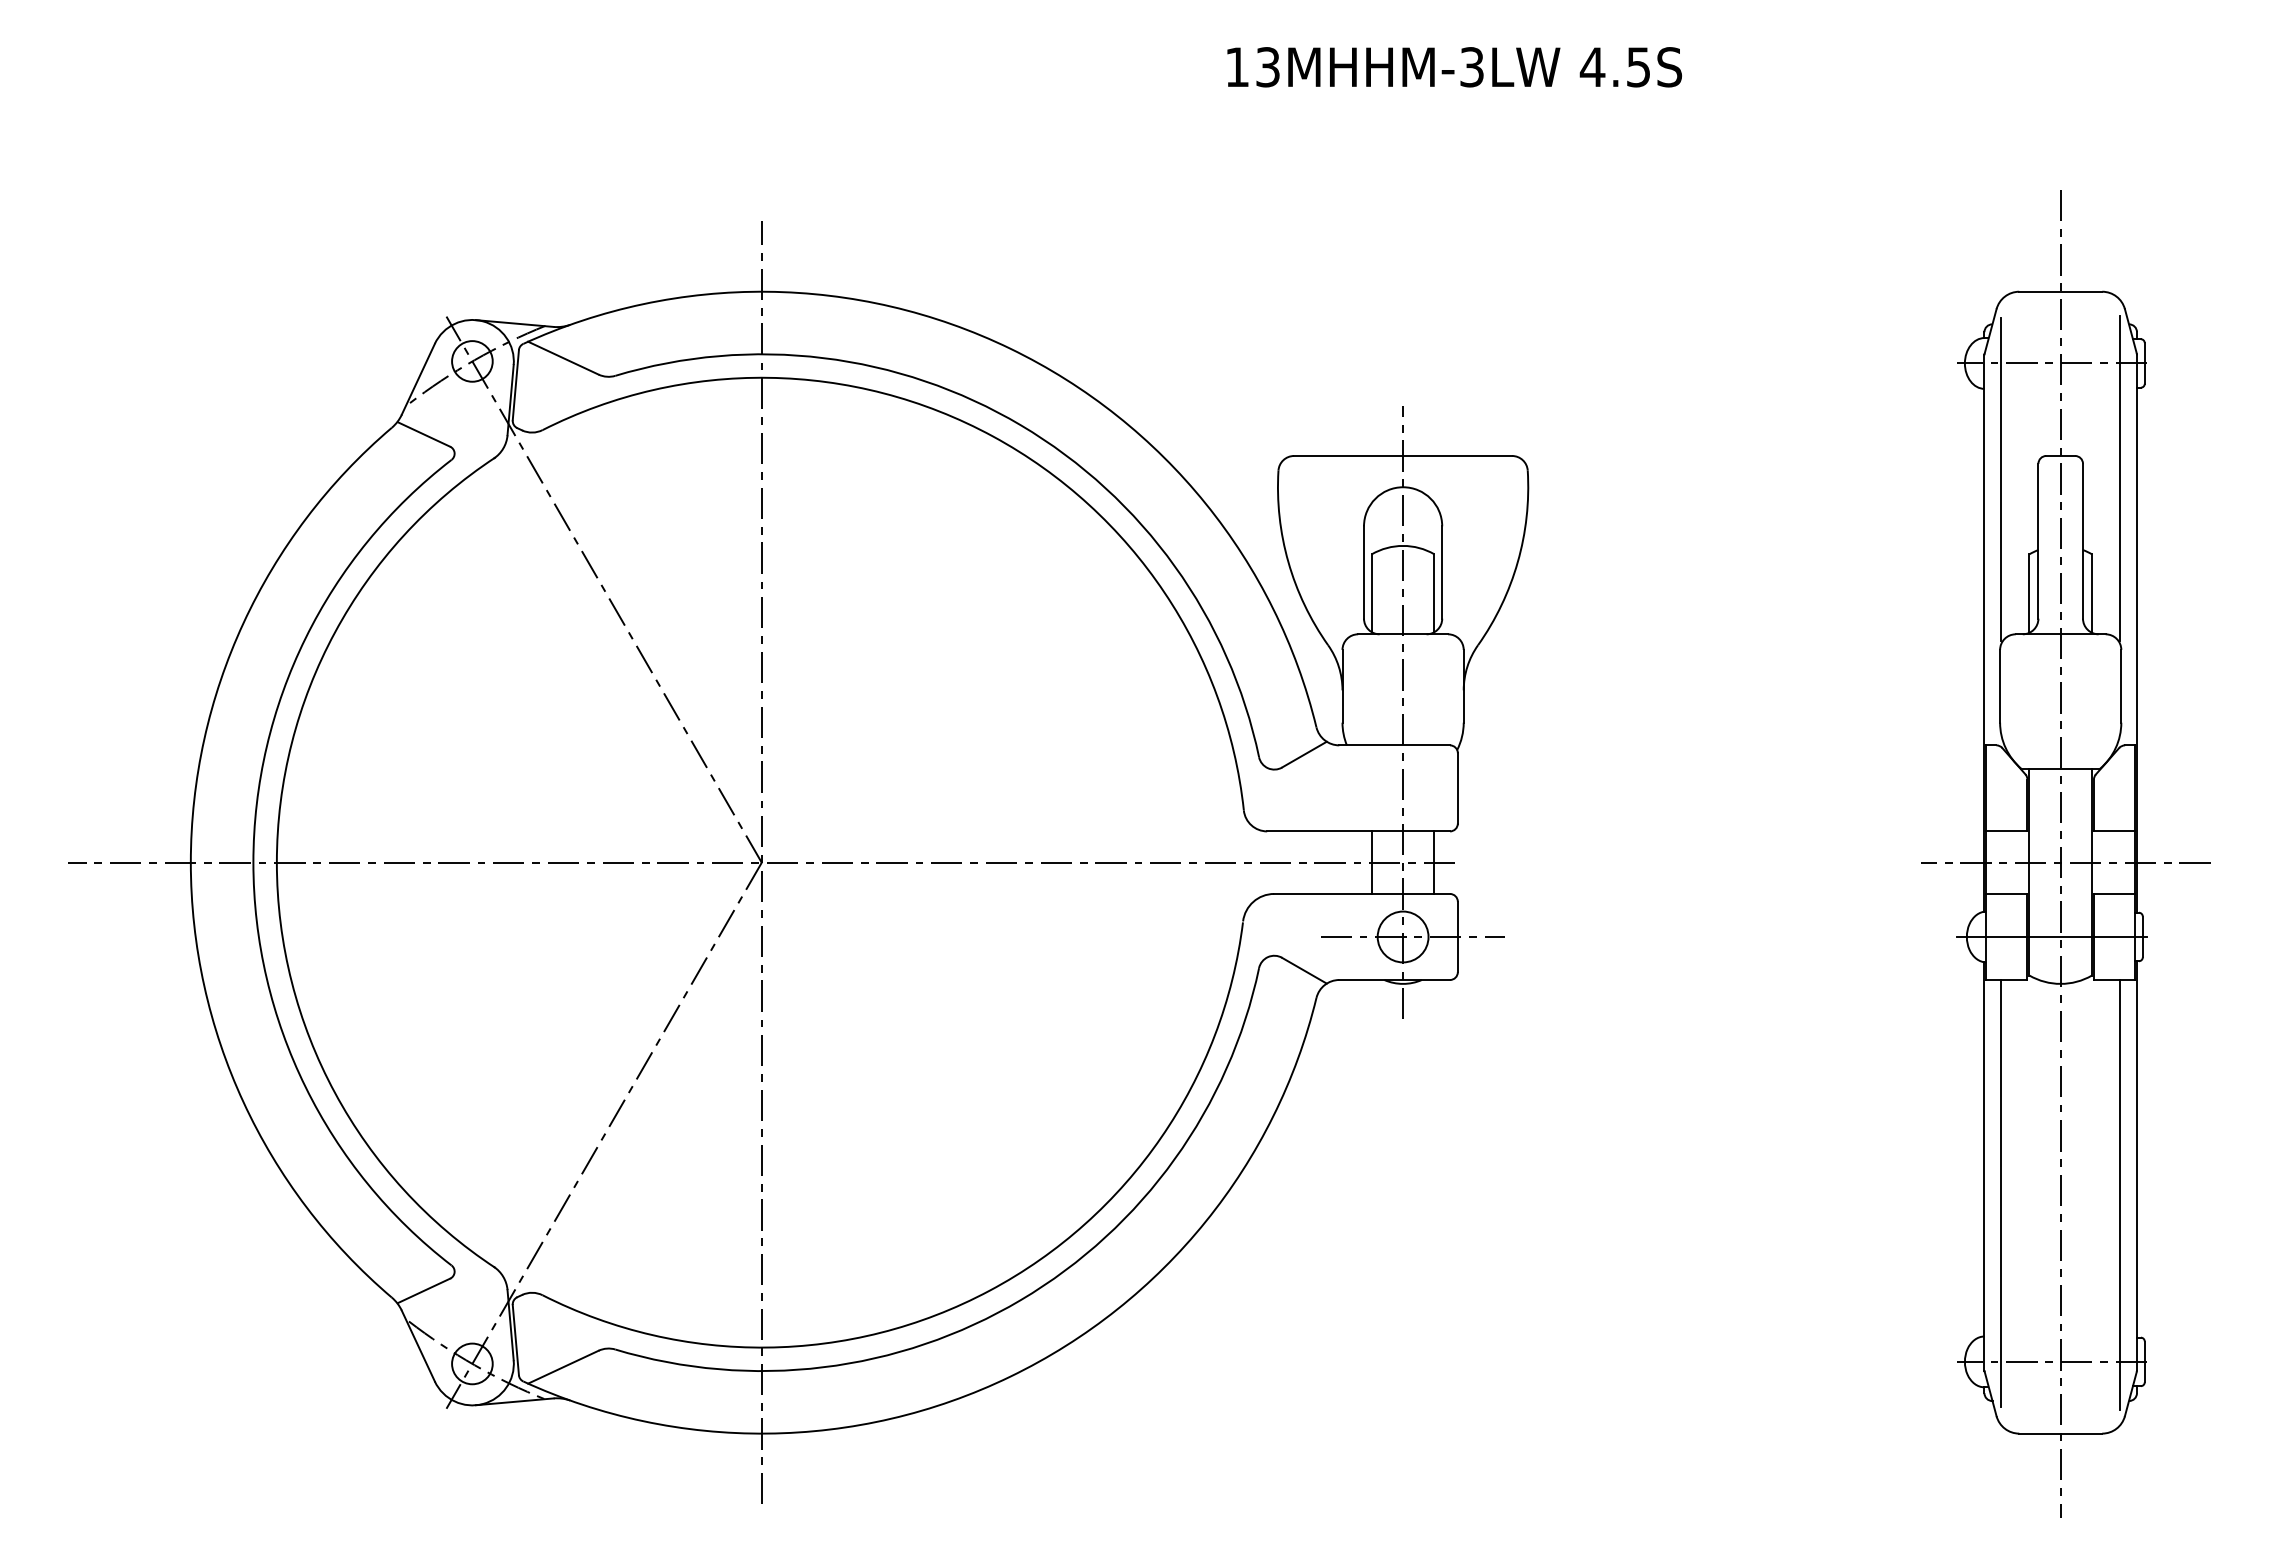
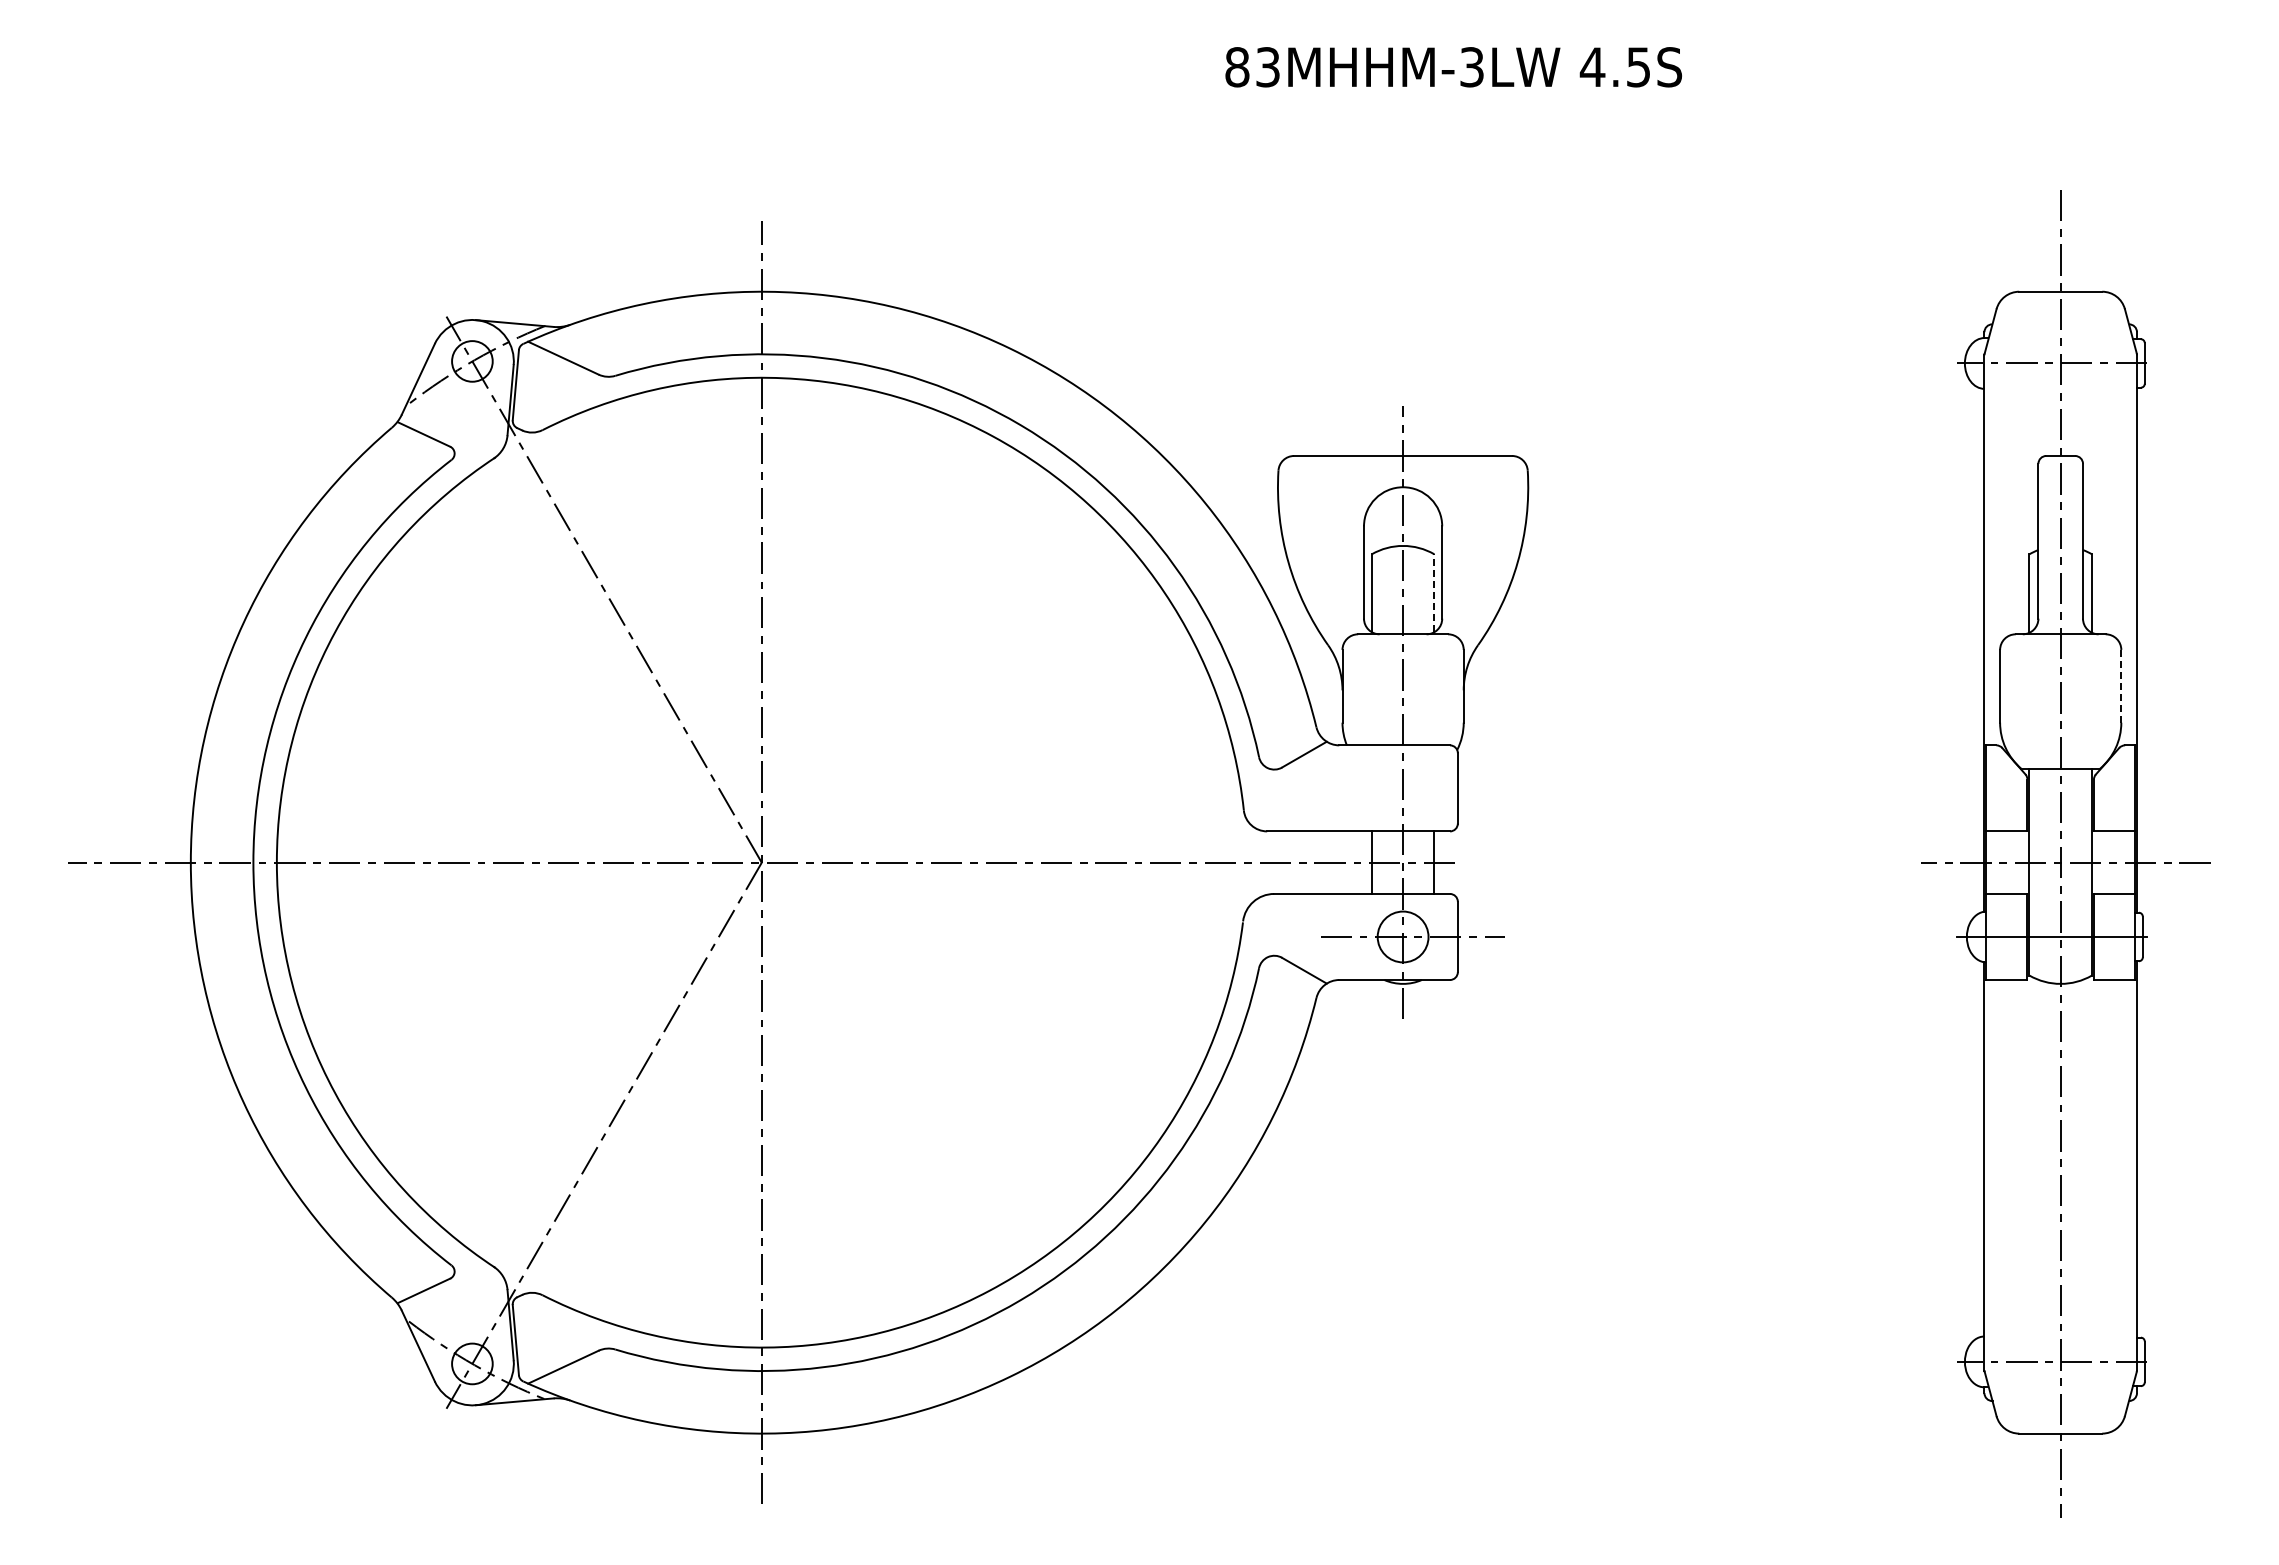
text: 13MHHM-3LW -> 83MHHM-3LW (1237, 67)
line: present -> none (2120, 477)
line: present -> none (2001, 479)
line: solid -> dashed (1434, 593)
line: solid -> dashed (2121, 686)
line: present -> none (2001, 1193)
line: present -> none (2120, 1194)
